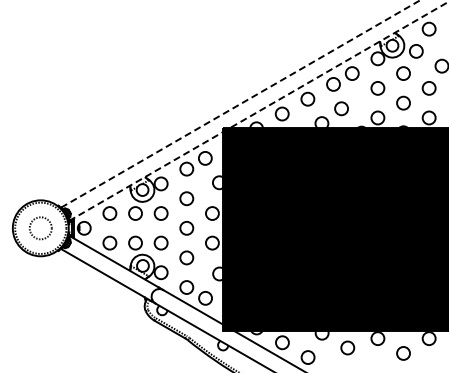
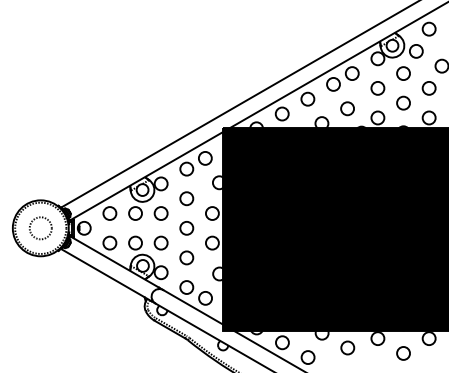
line: dashed -> solid (240, 104)
circle position: (341, 108) -> (347, 108) (347, 108)
line: dashed -> solid (258, 111)
